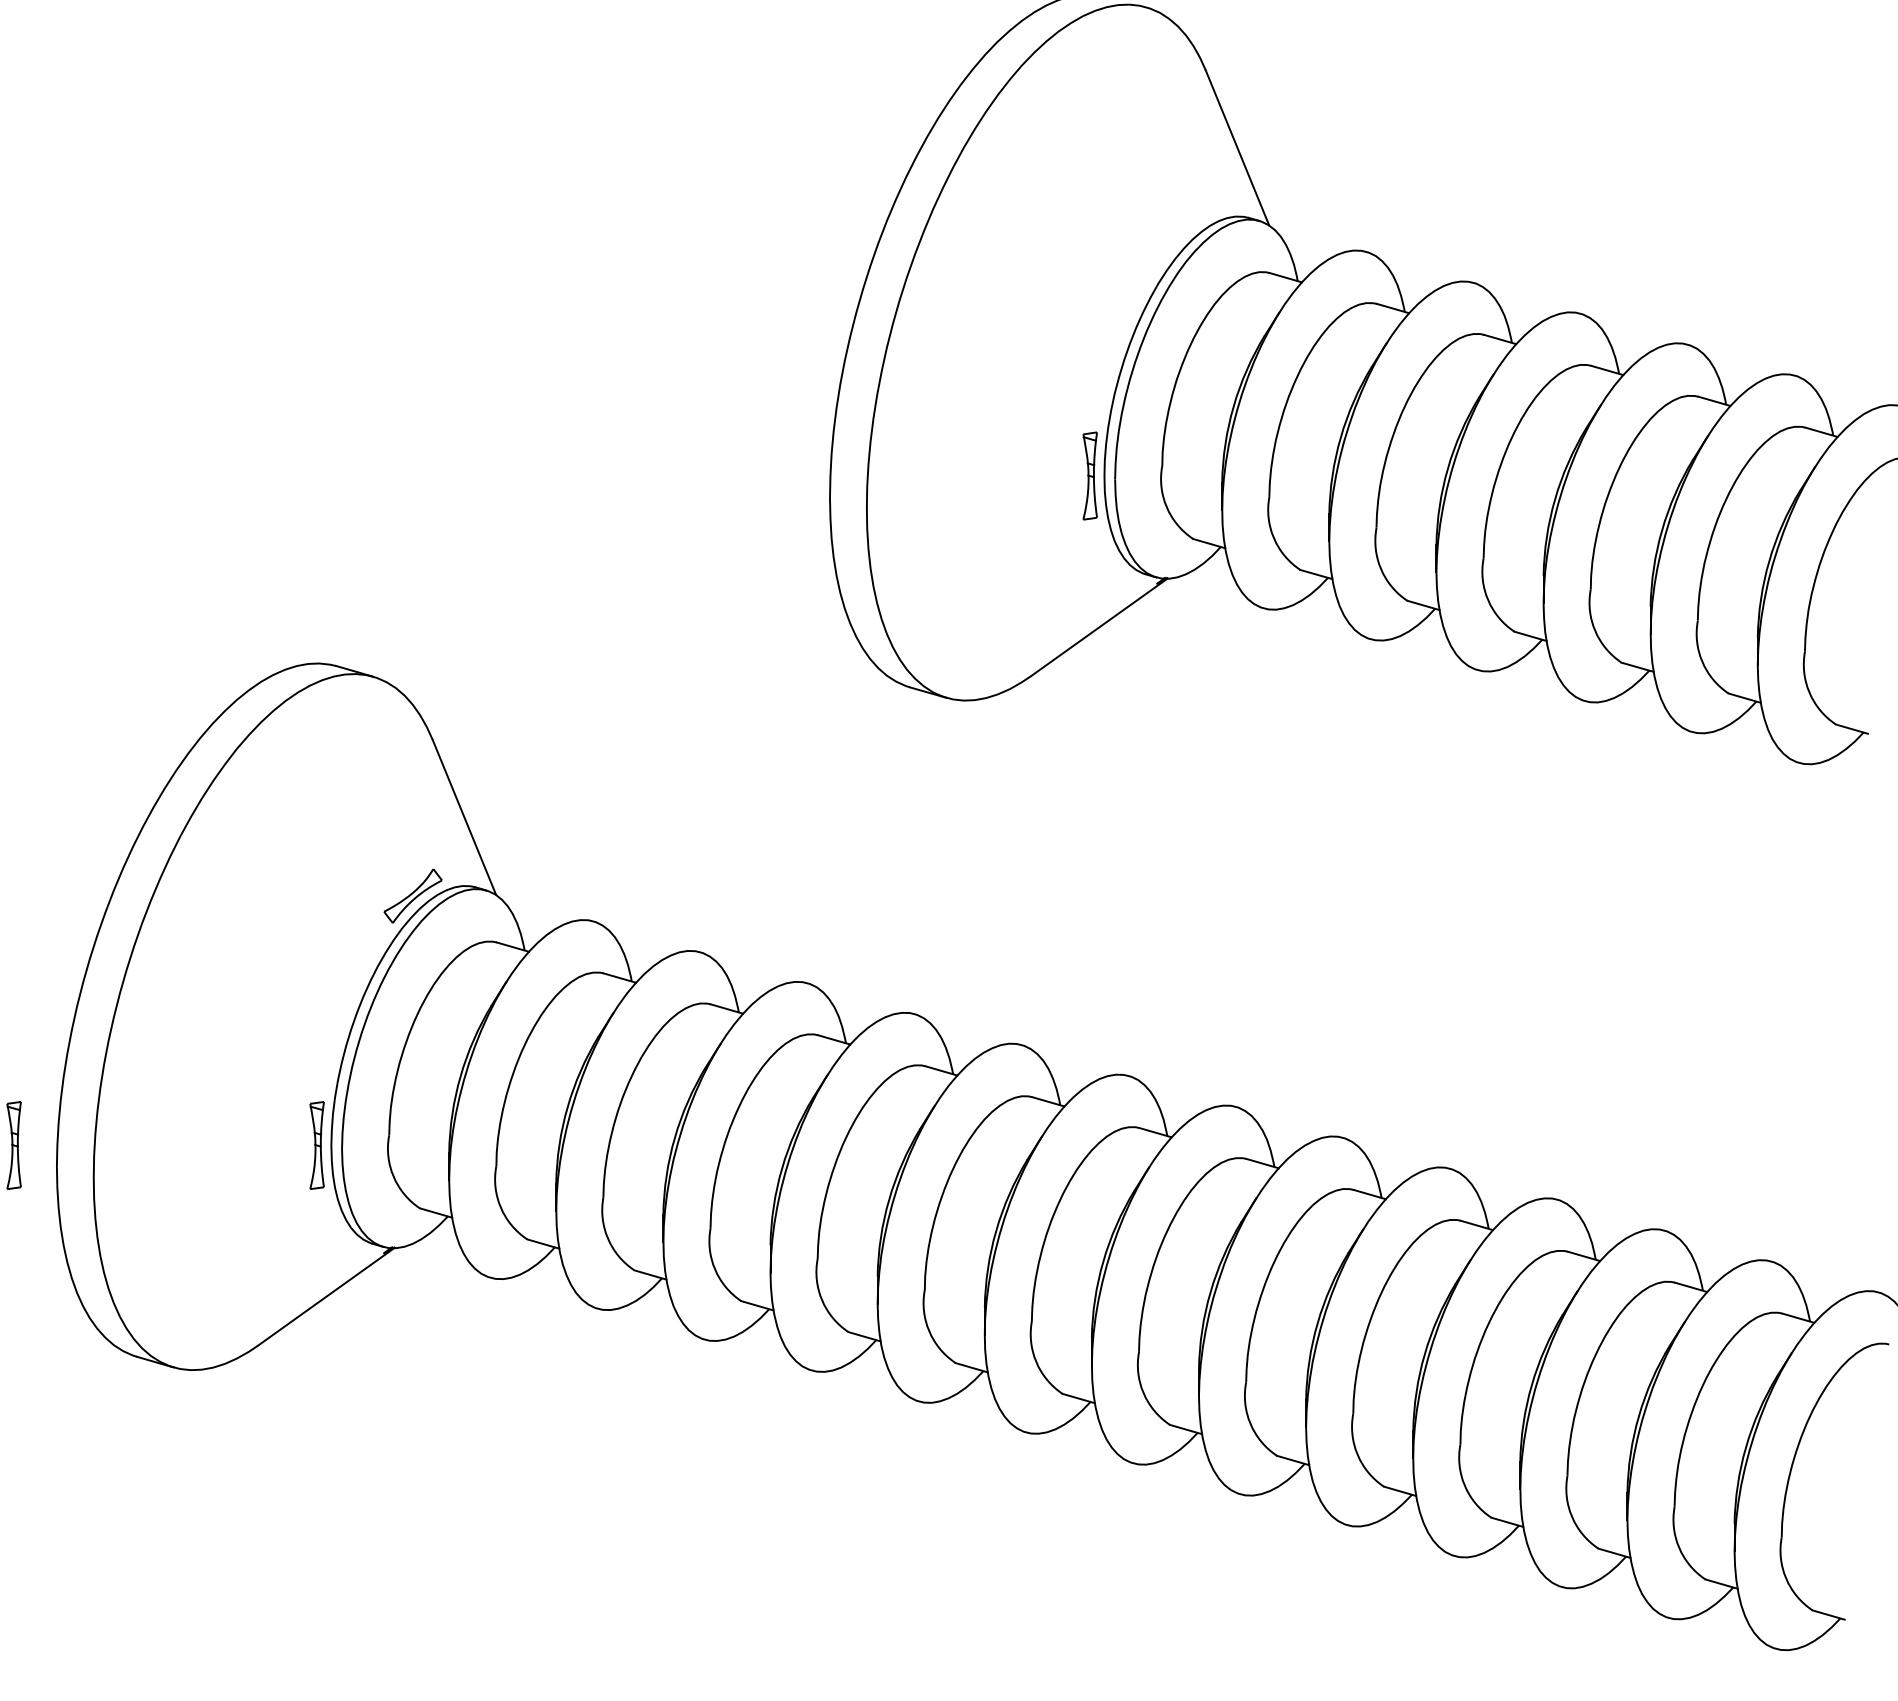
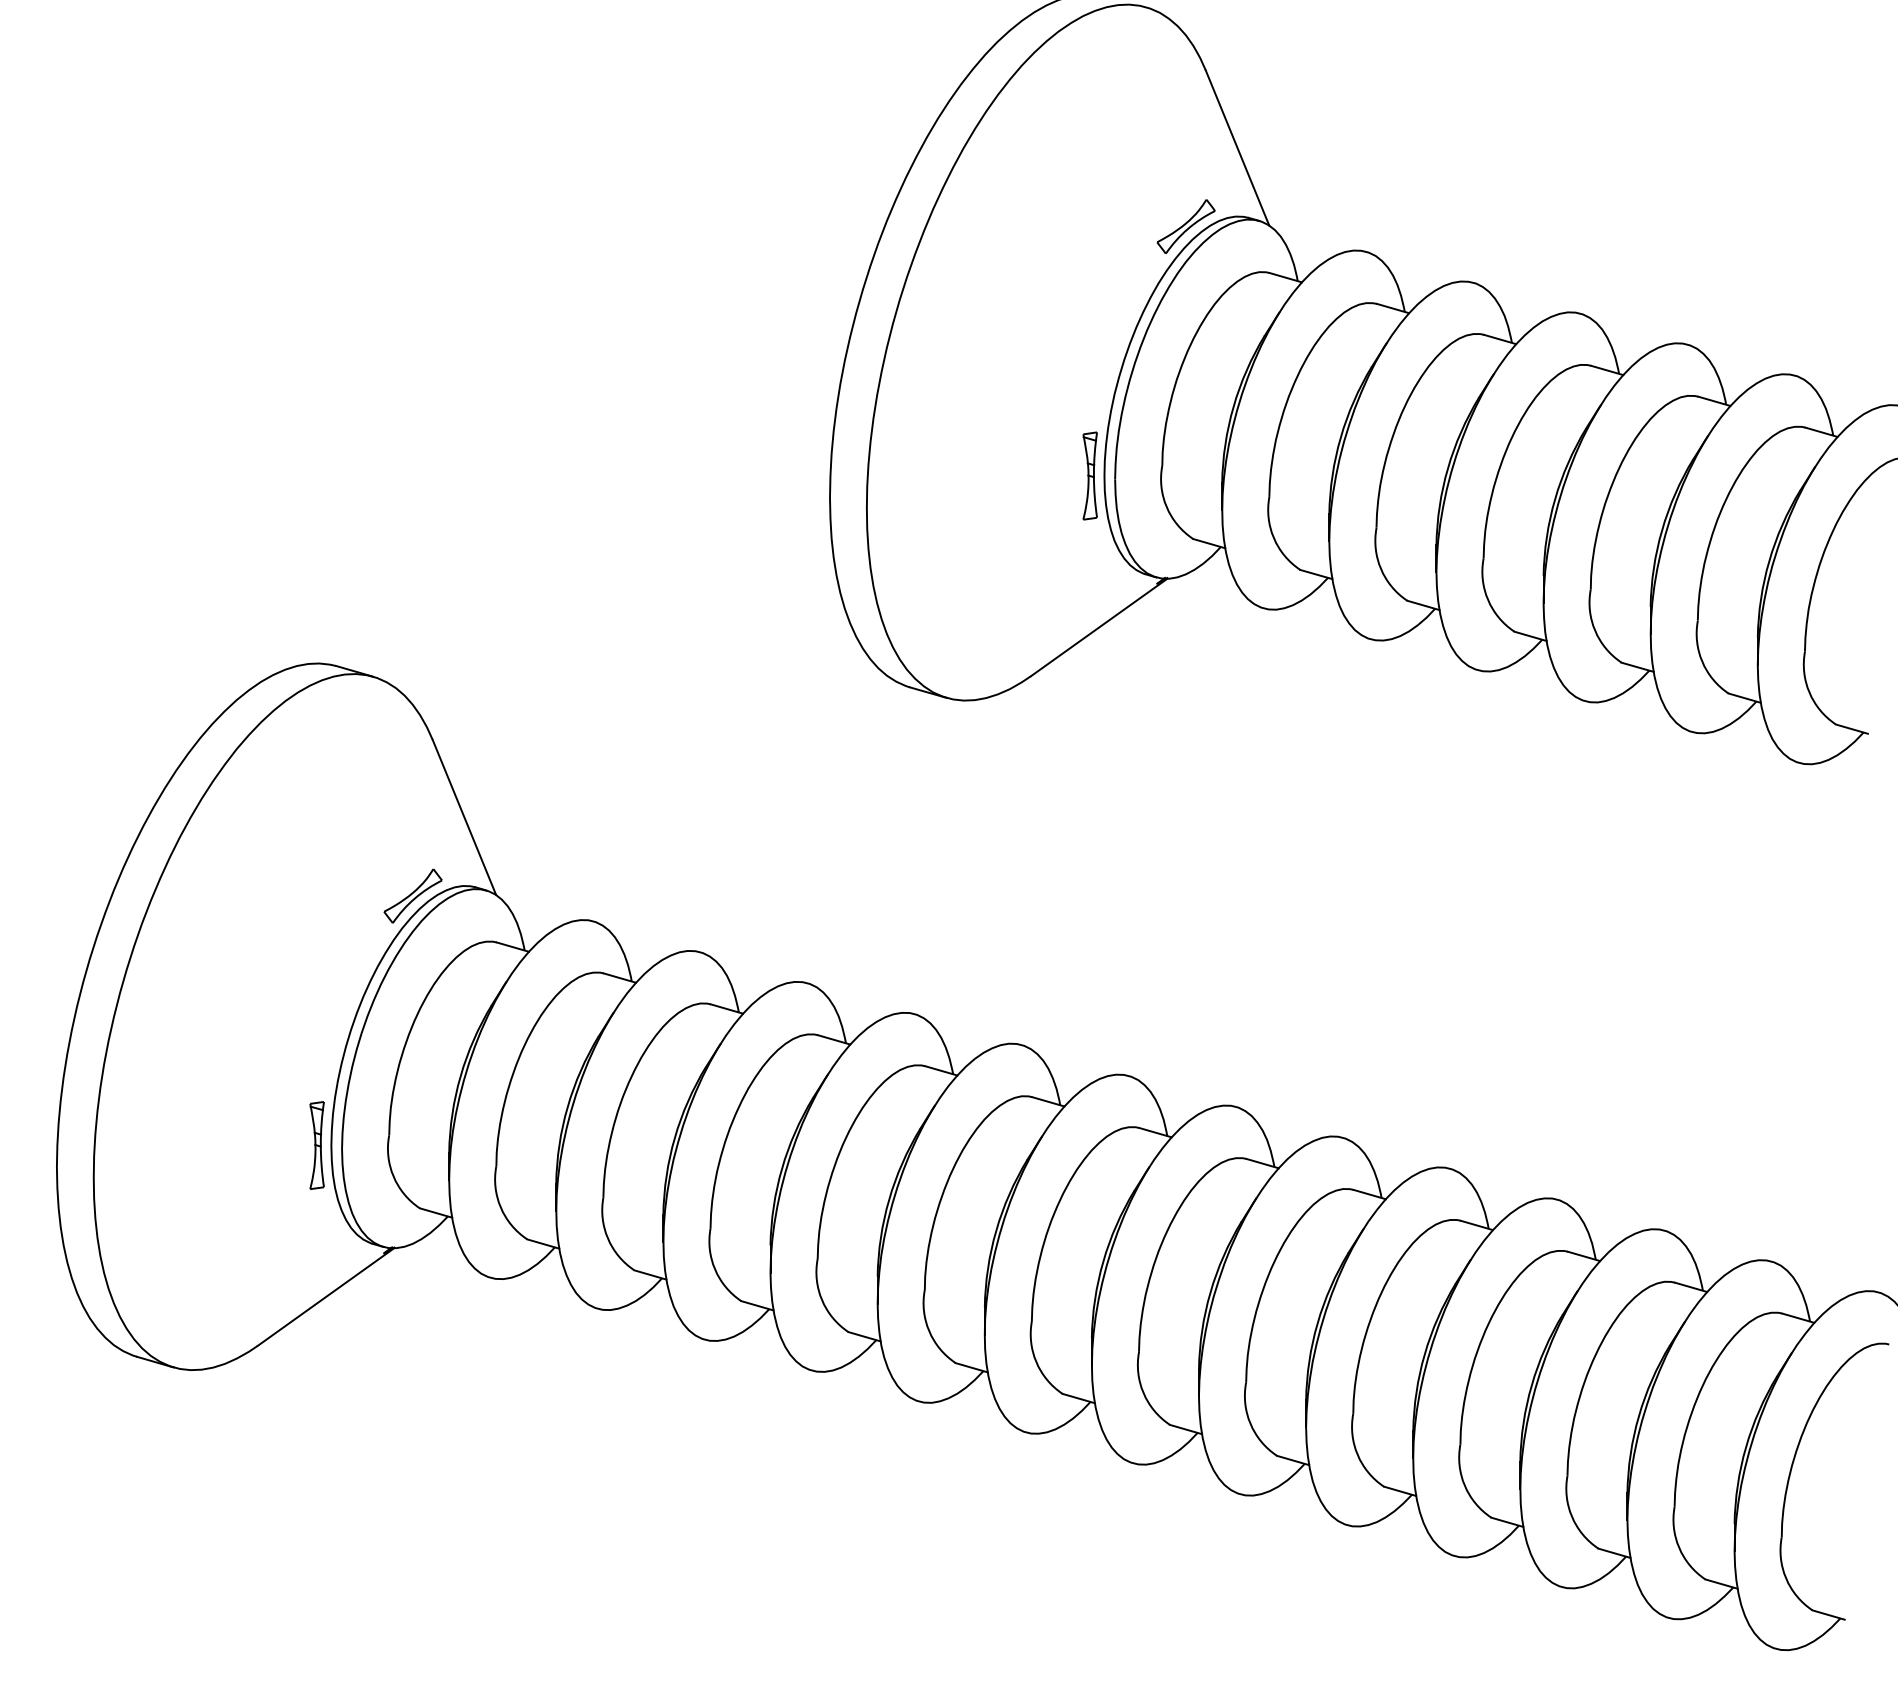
part: none -> present (1185, 226)
part: present -> none (13, 1145)
